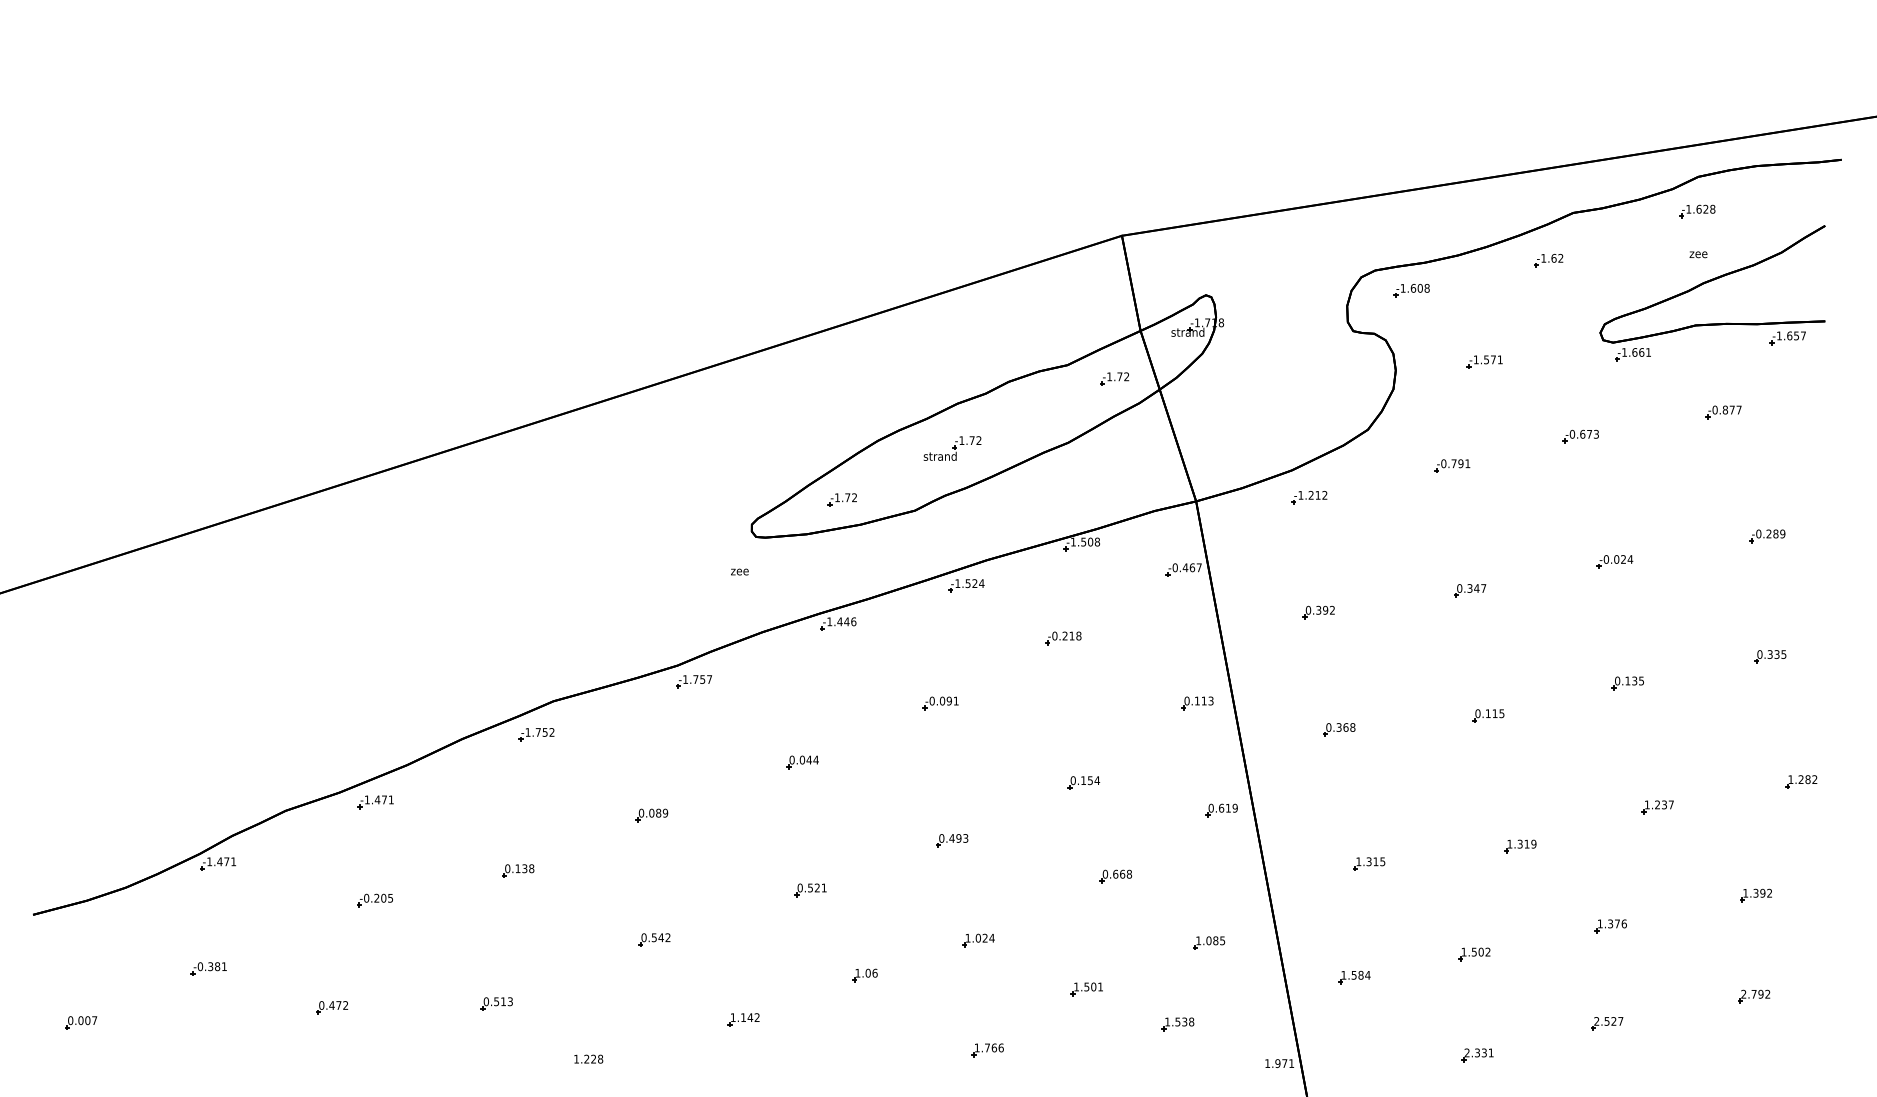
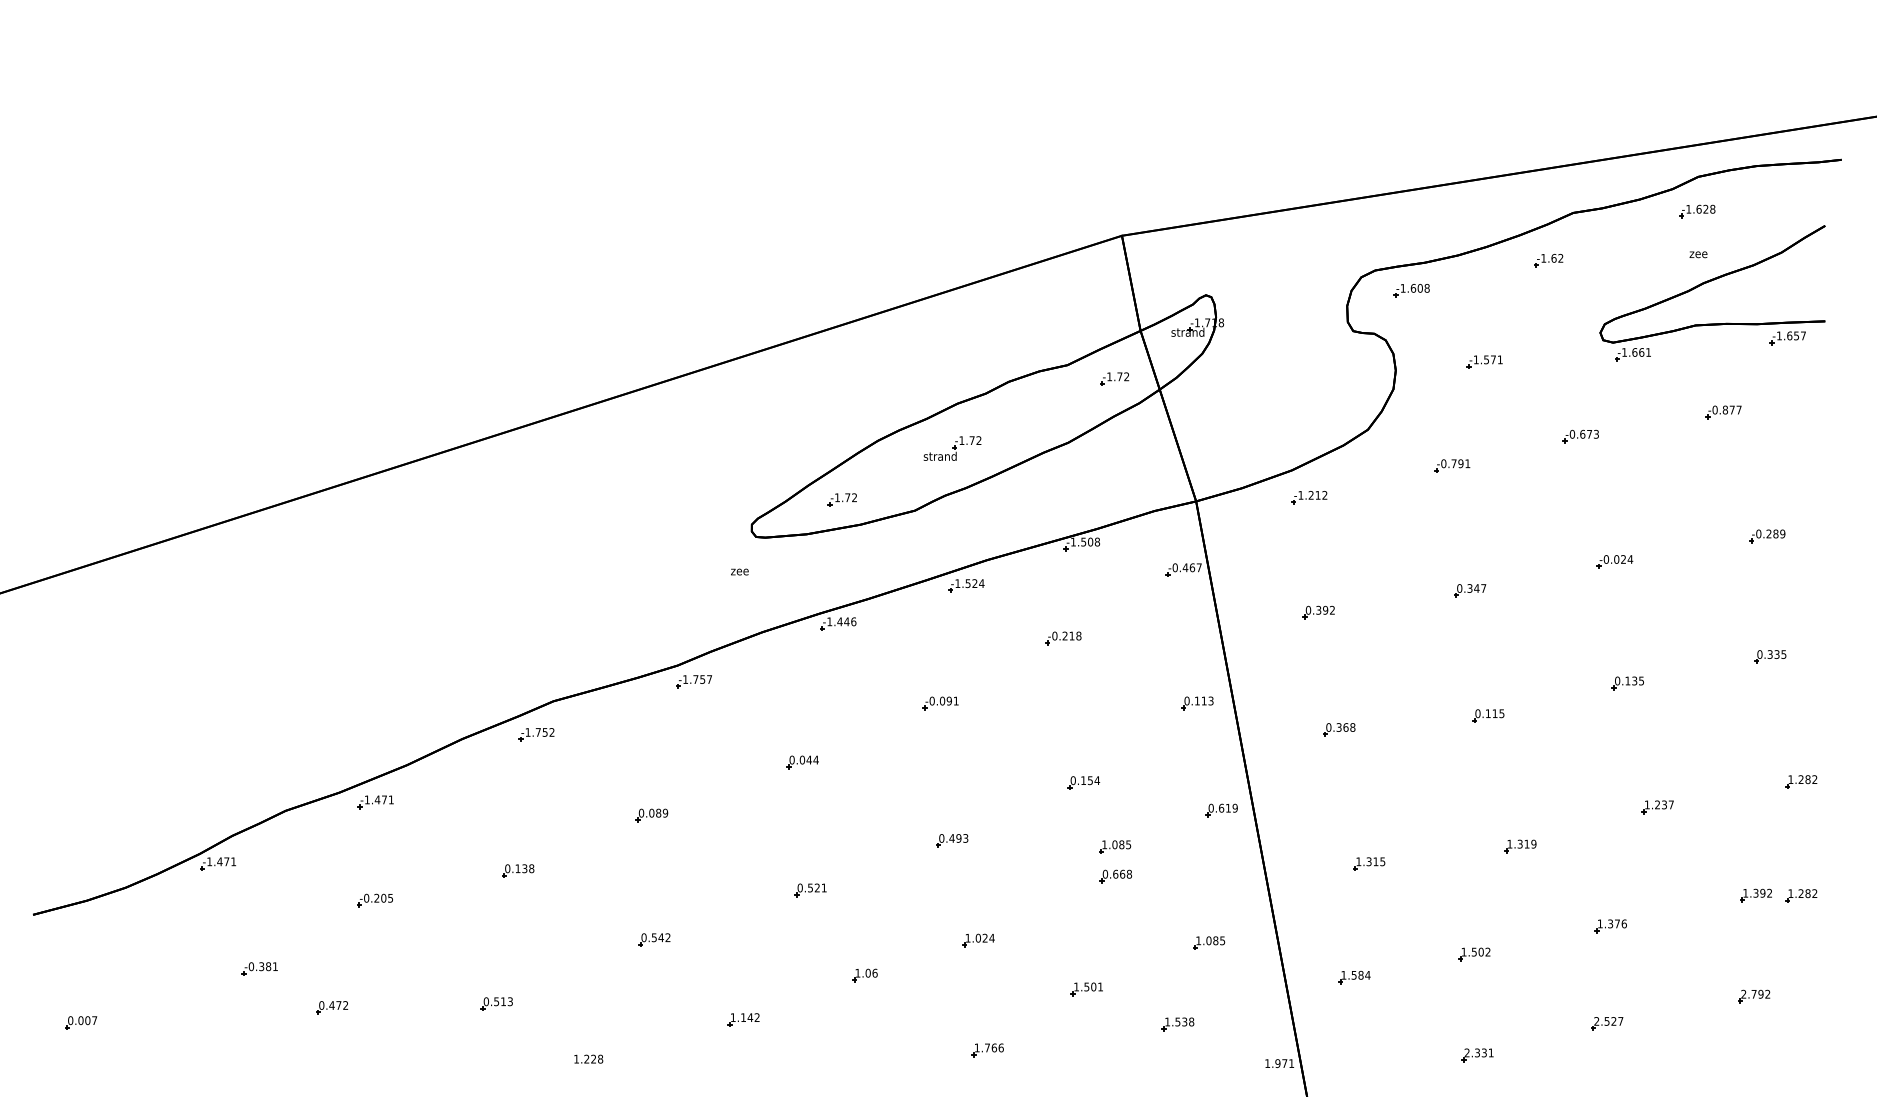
part: none -> present (1115, 846)
part: none -> present (1801, 895)
part position: (208, 968) -> (259, 968) (259, 968)
